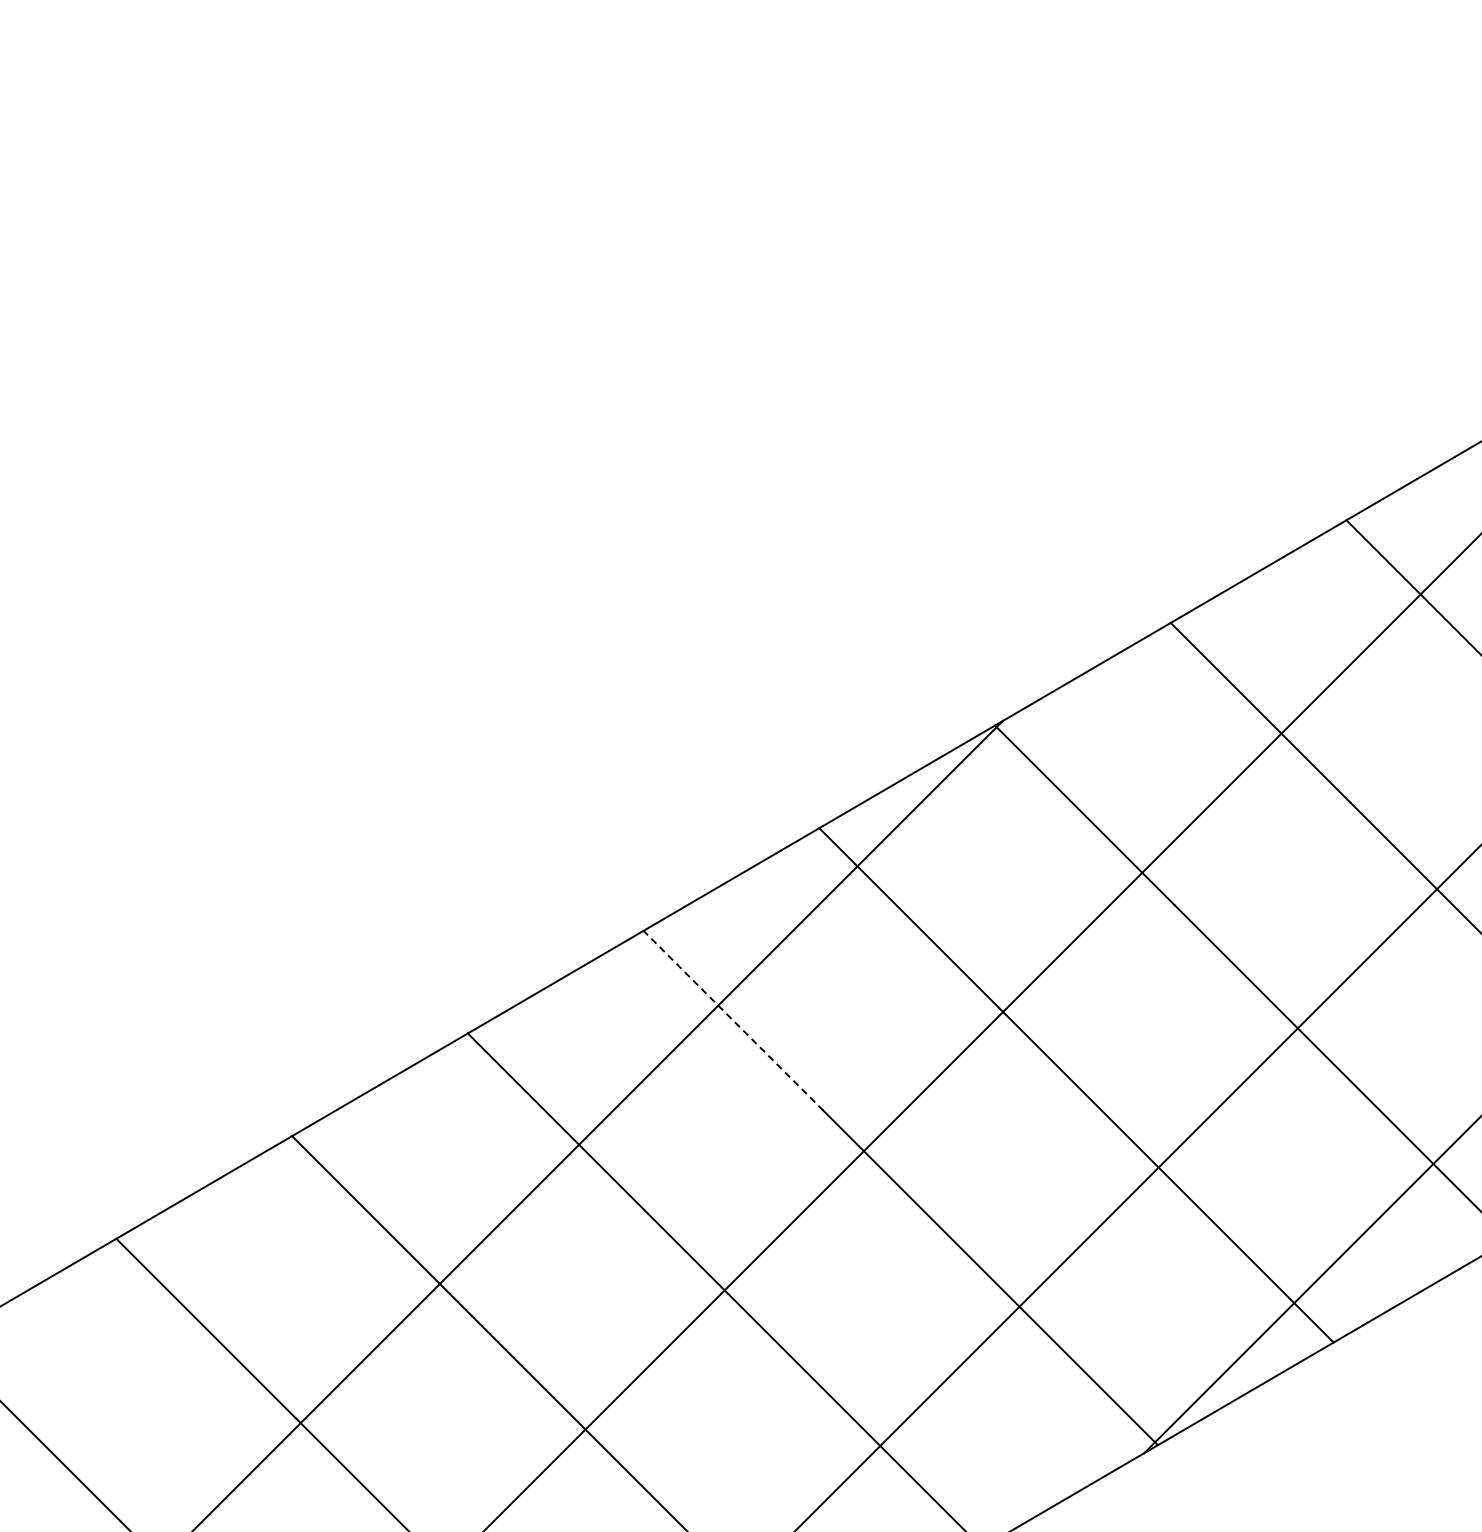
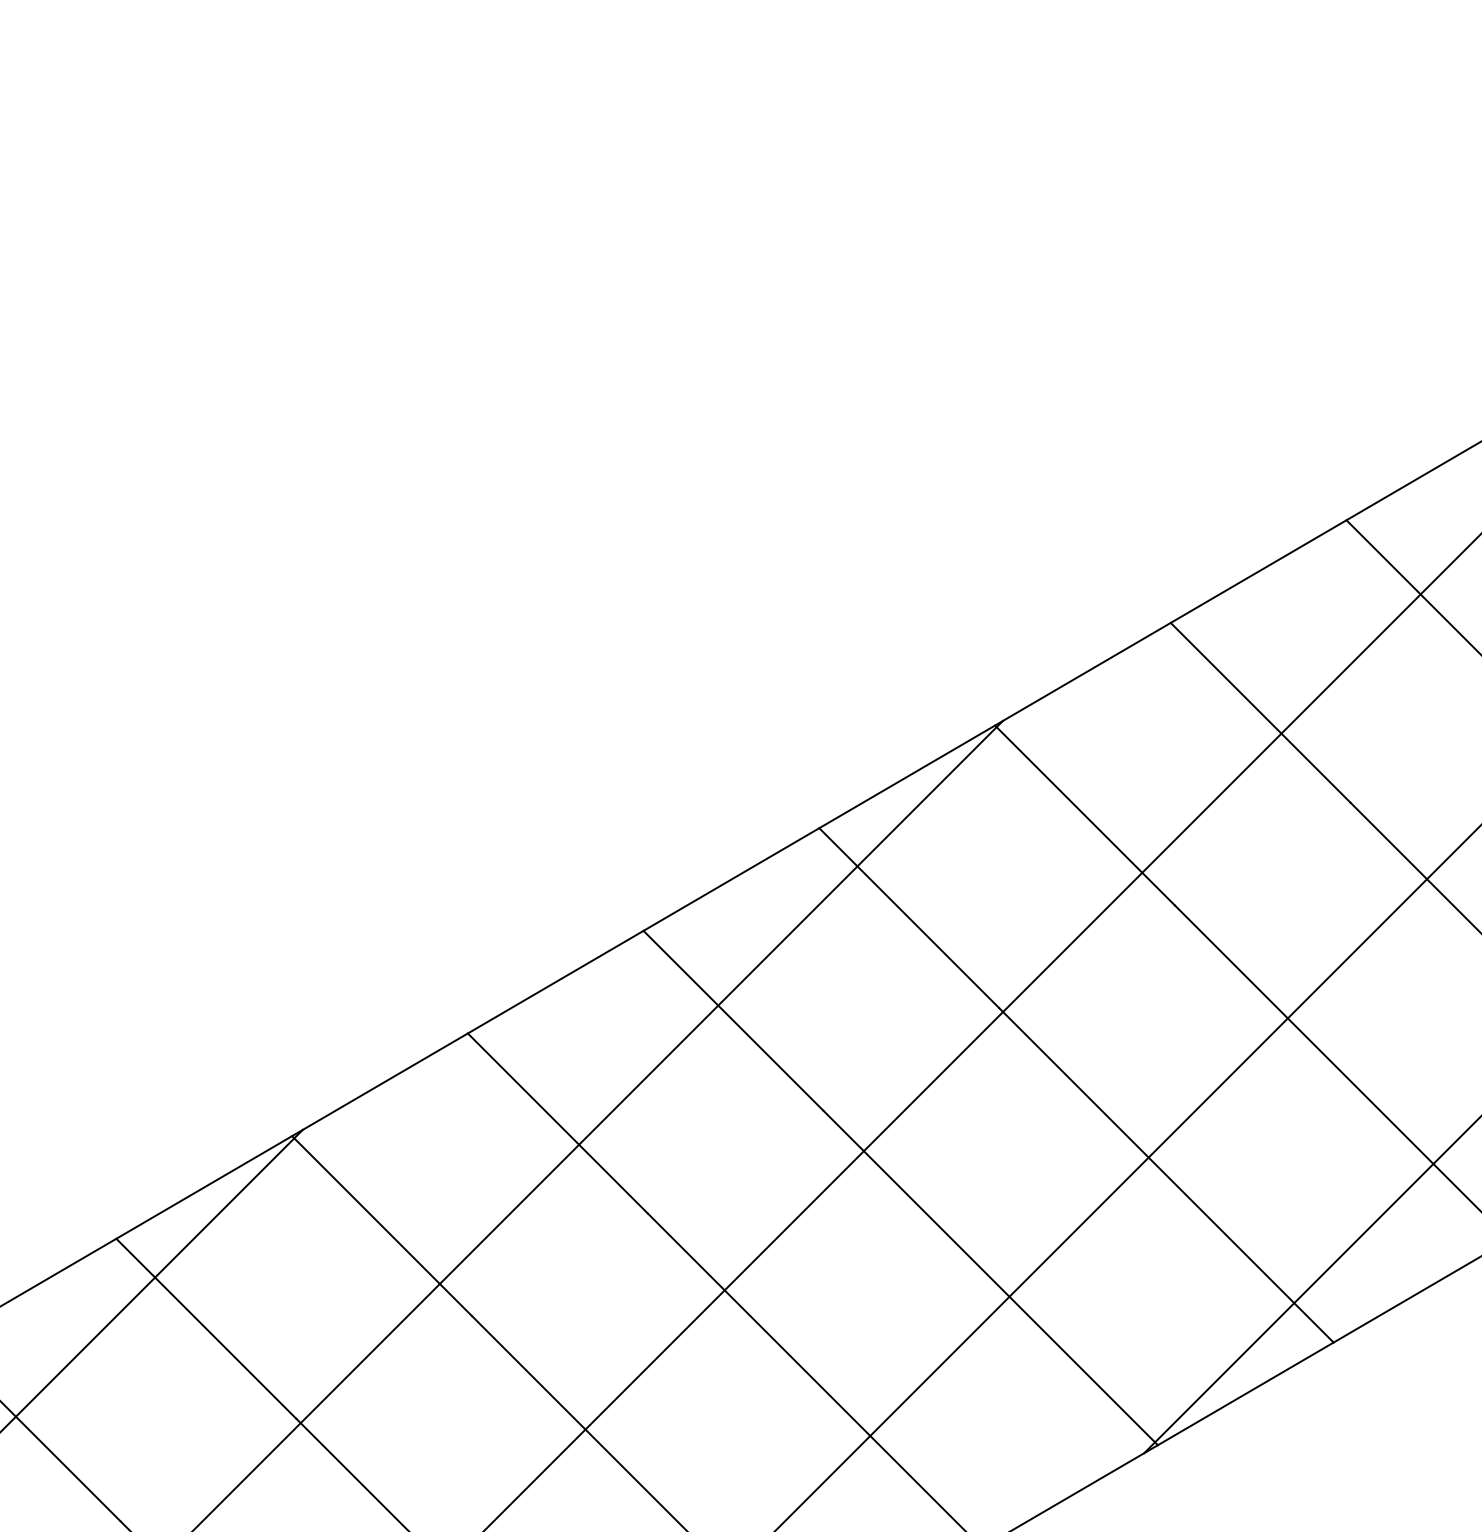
line: dashed -> solid (733, 1020)
line position: (1137, 1187) -> (1127, 1177) (1127, 1177)
line: none -> present (152, 1279)
